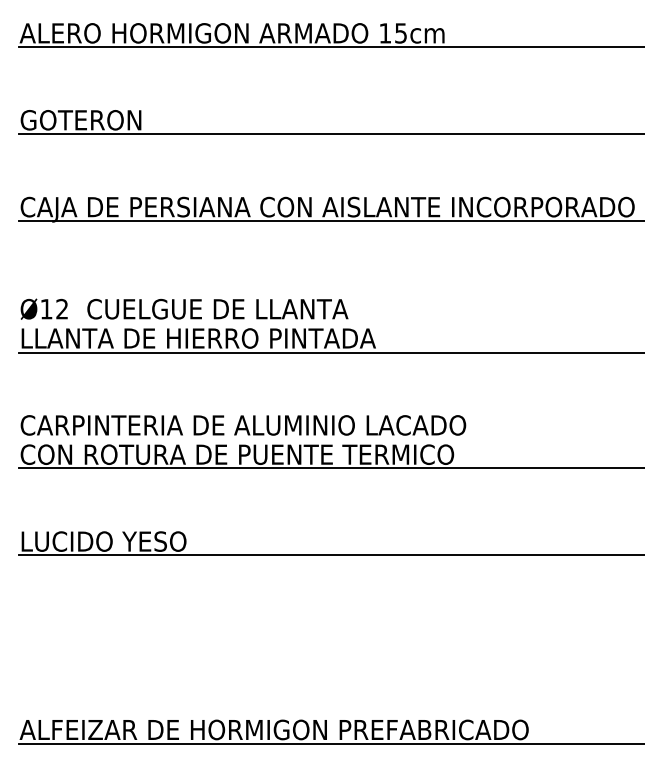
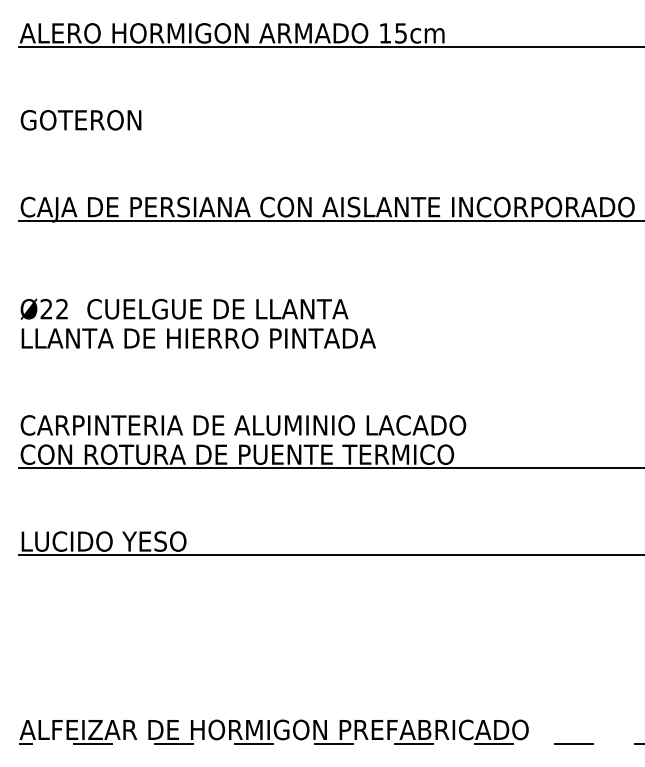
line: present -> none (330, 134)
text: Ø12 -> Ø22 (46, 308)
line: present -> none (330, 352)
line: solid -> dashed (331, 743)
